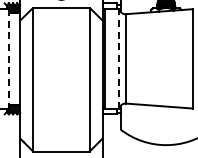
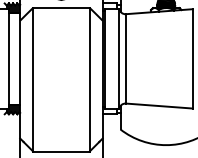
line: dashed -> solid (119, 58)
line: dashed -> solid (8, 59)
